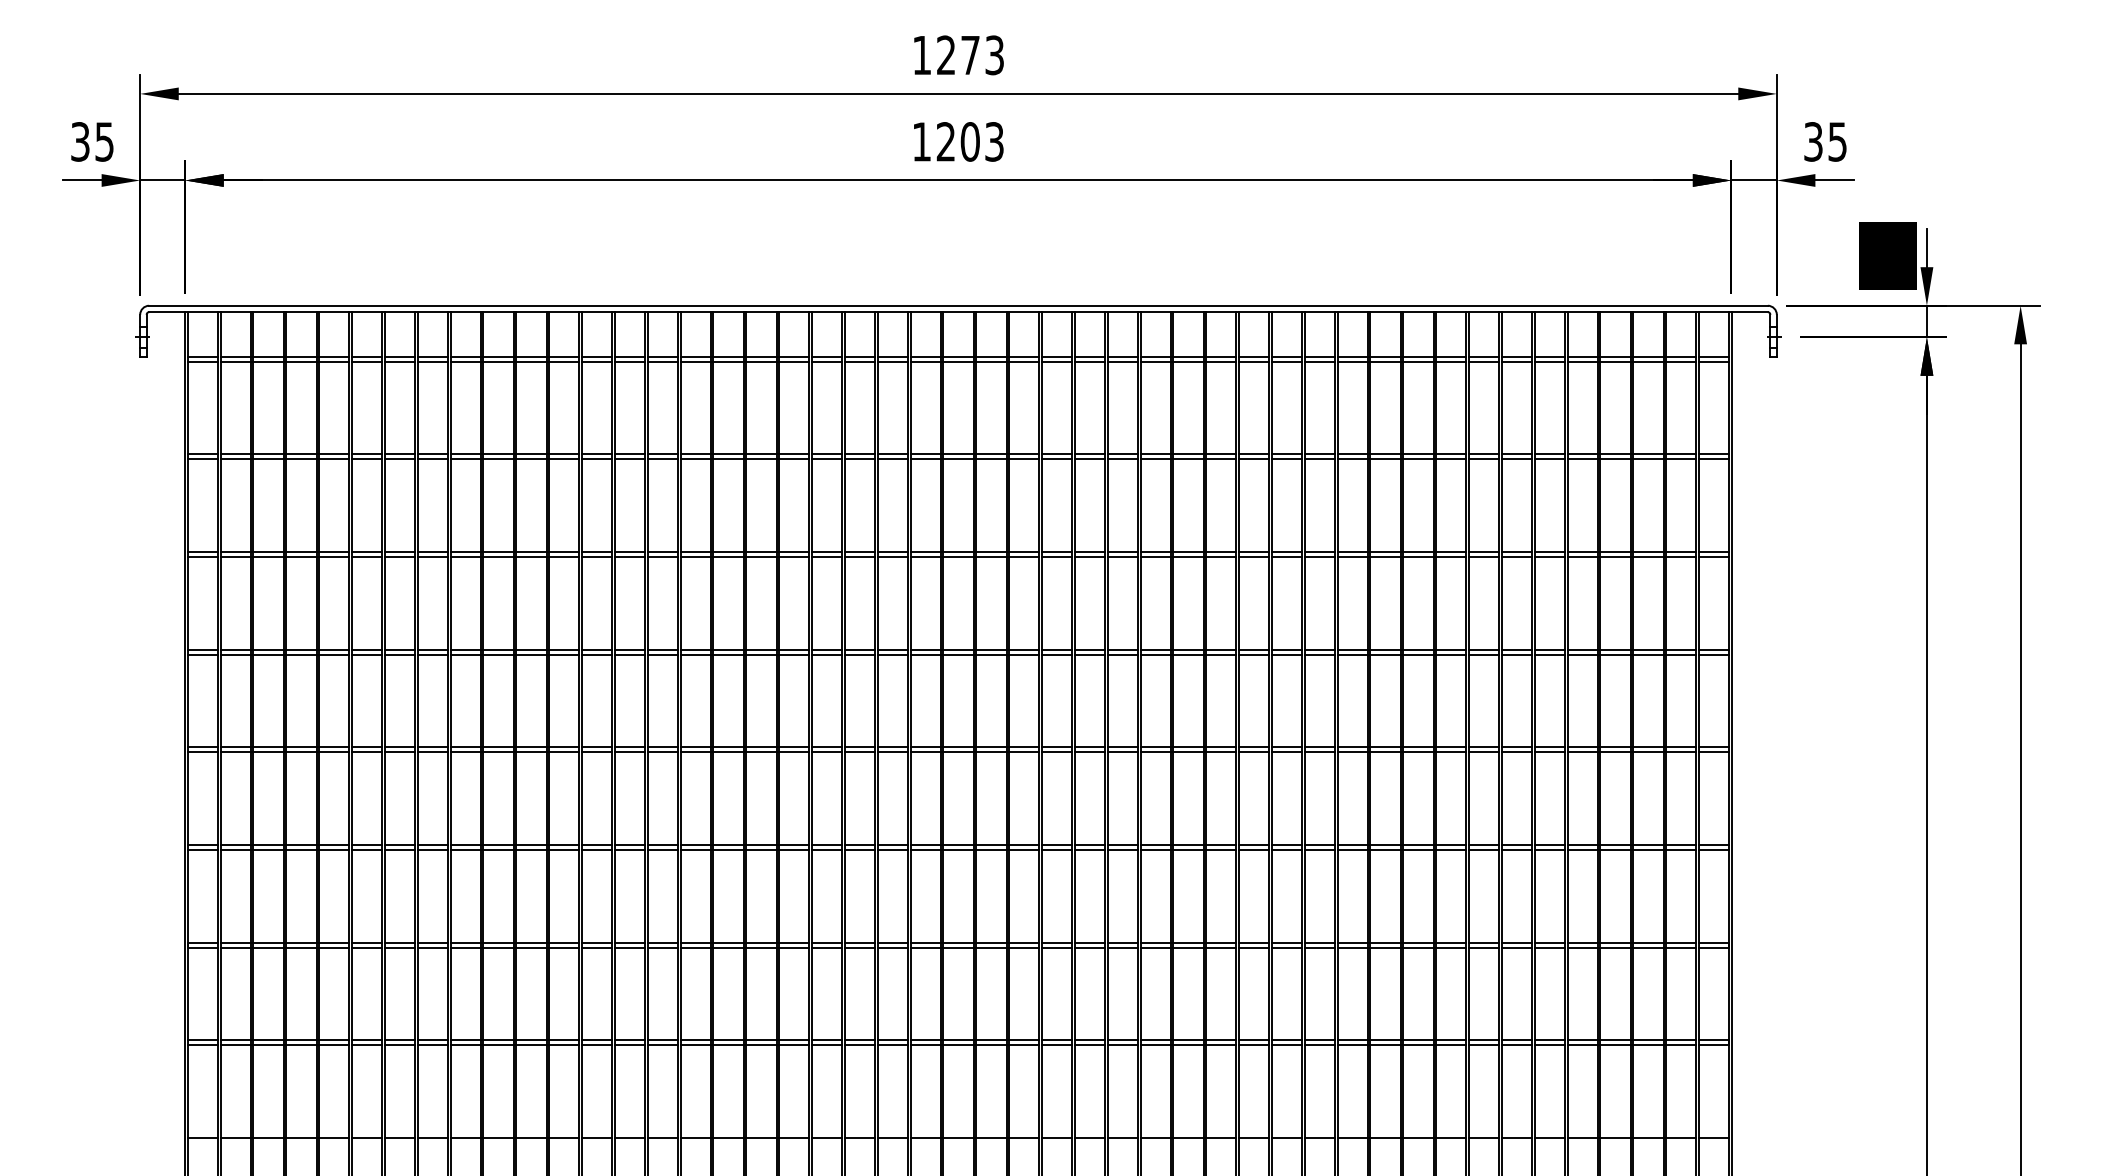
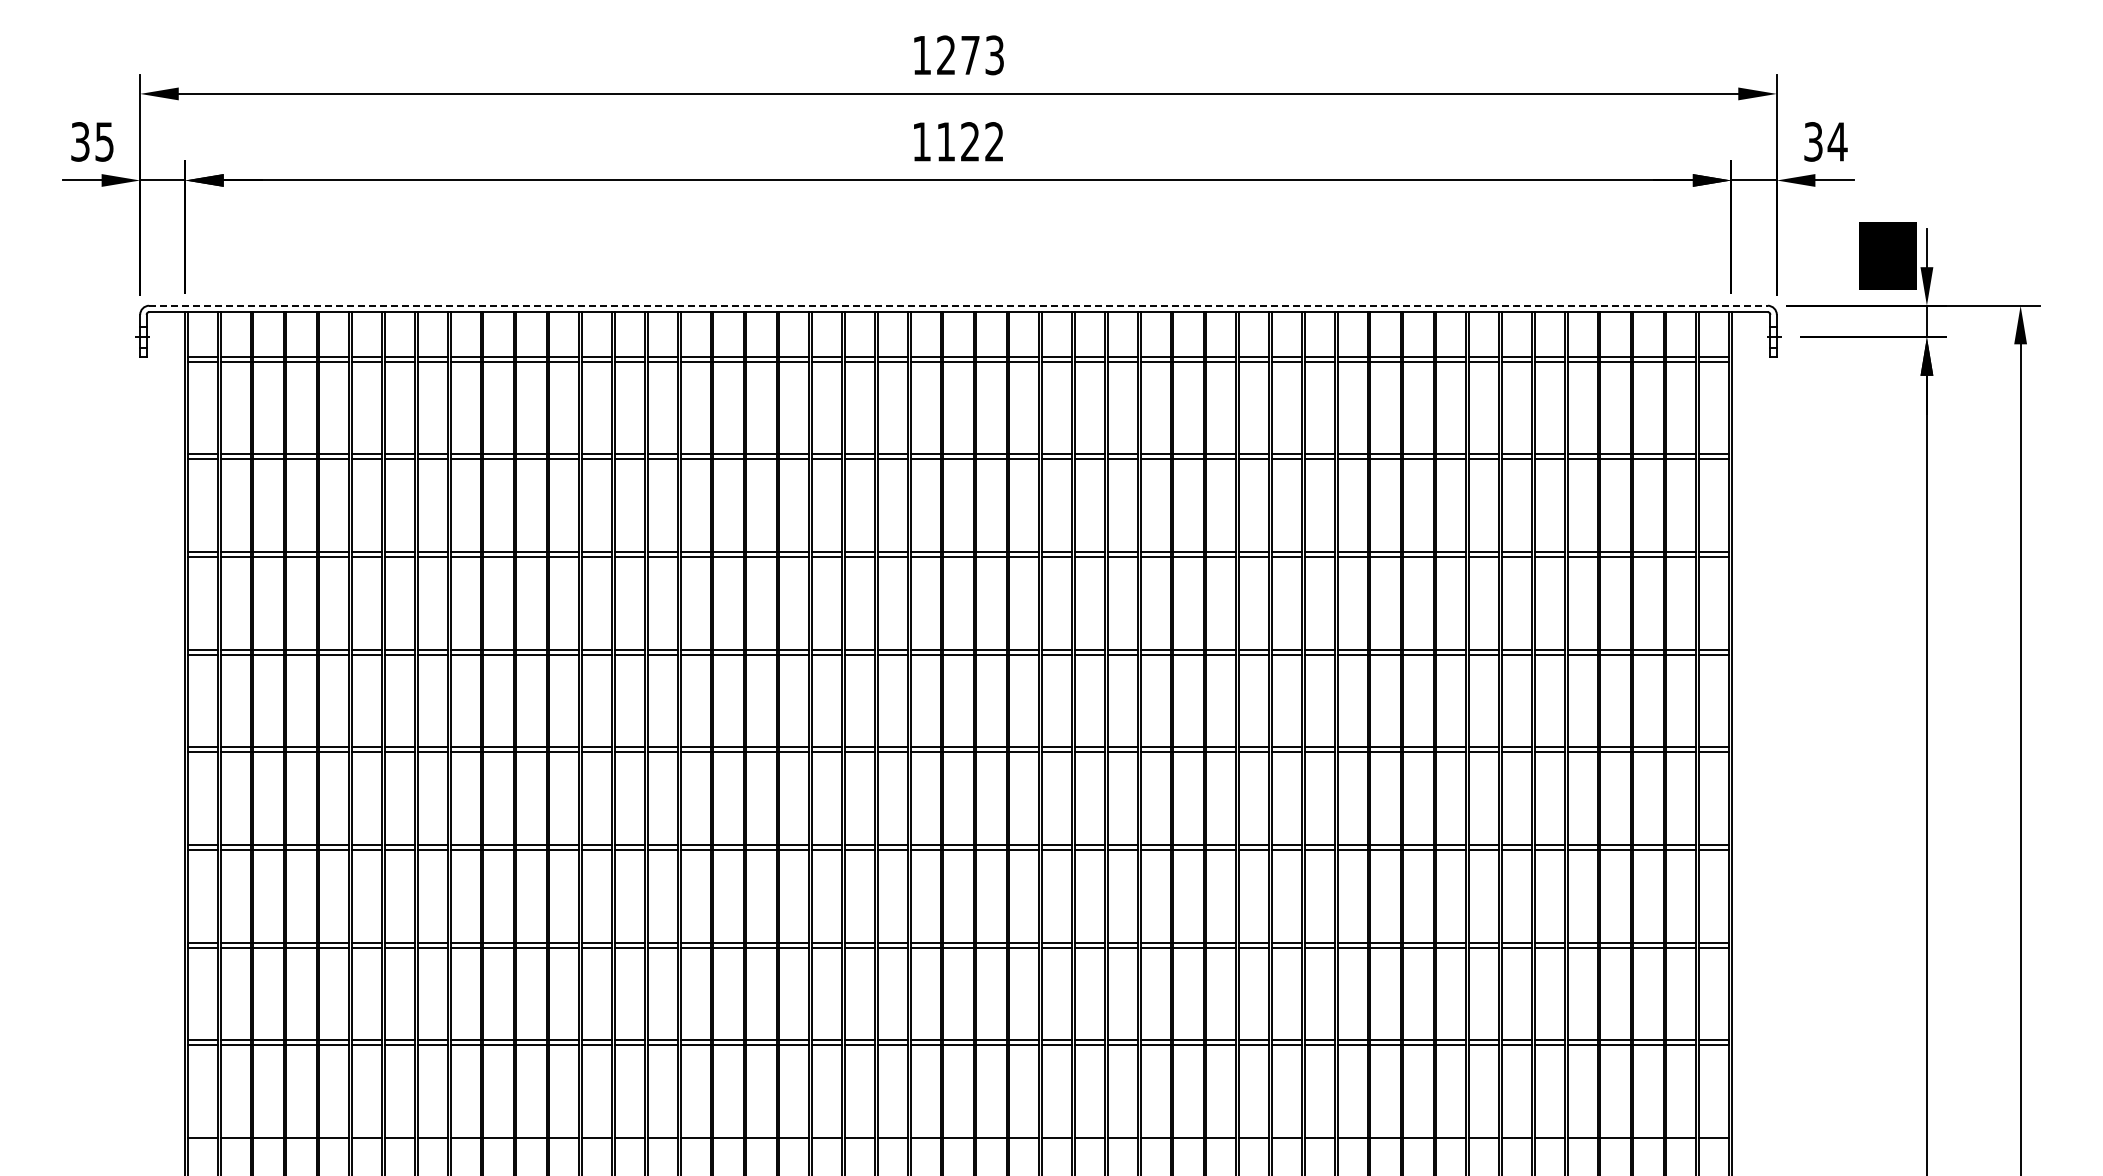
text: 1203 -> 1122 (969, 141)
text: 35 -> 34 (1837, 141)
line: solid -> dashed (959, 305)
